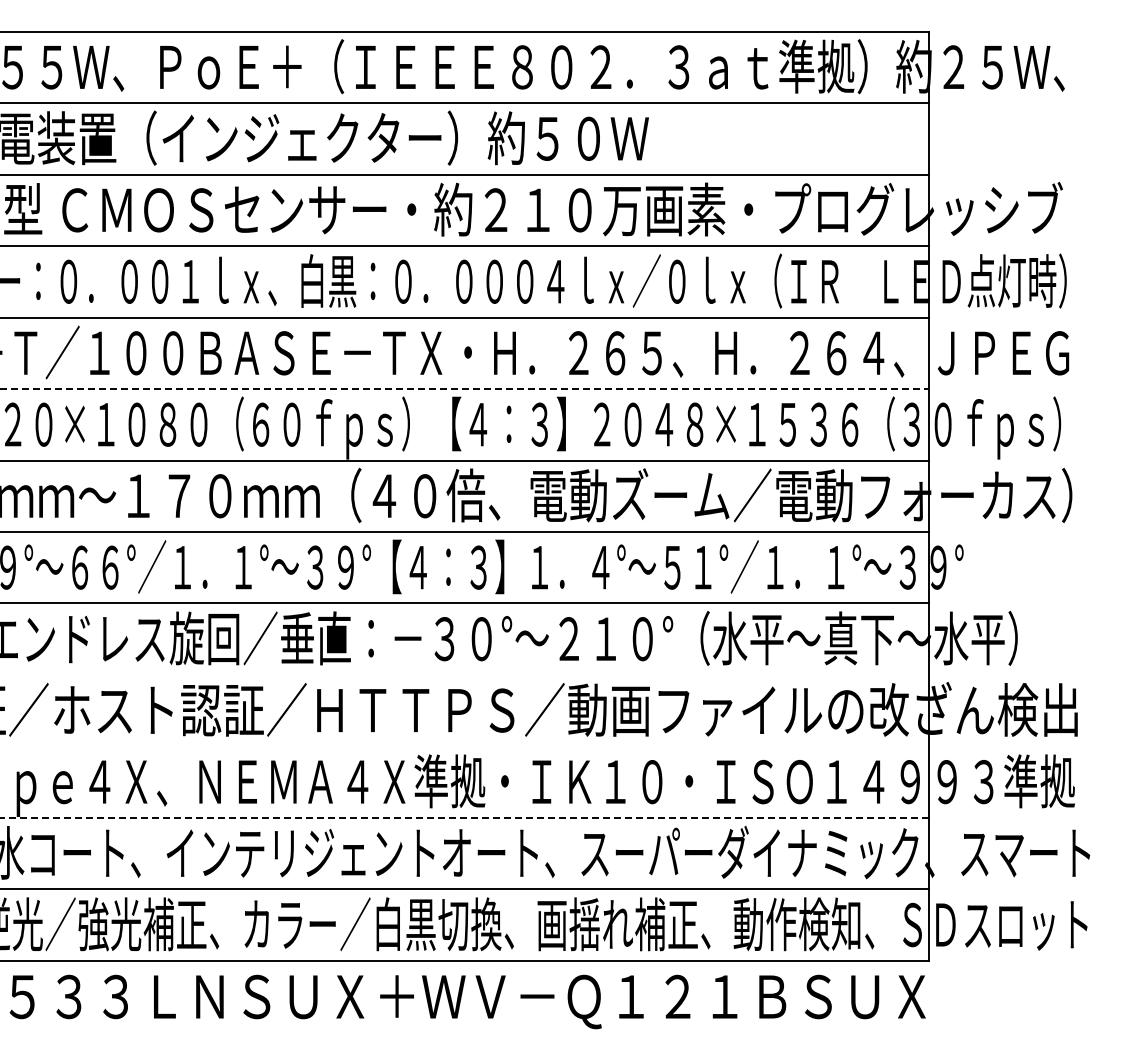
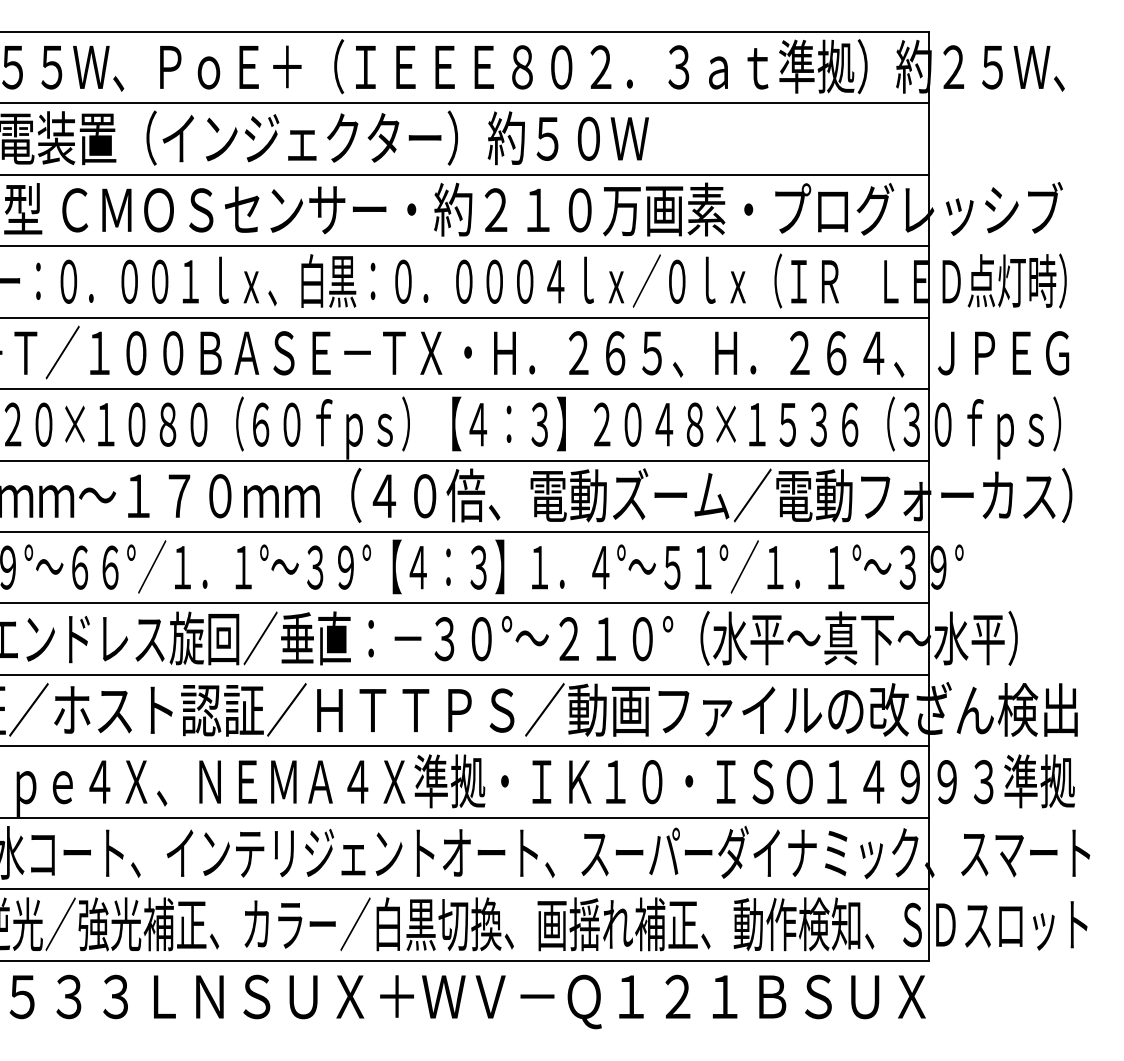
line: dashed -> solid (464, 389)
line: none -> present (465, 674)
line: none -> present (465, 746)
line: dashed -> solid (464, 817)
